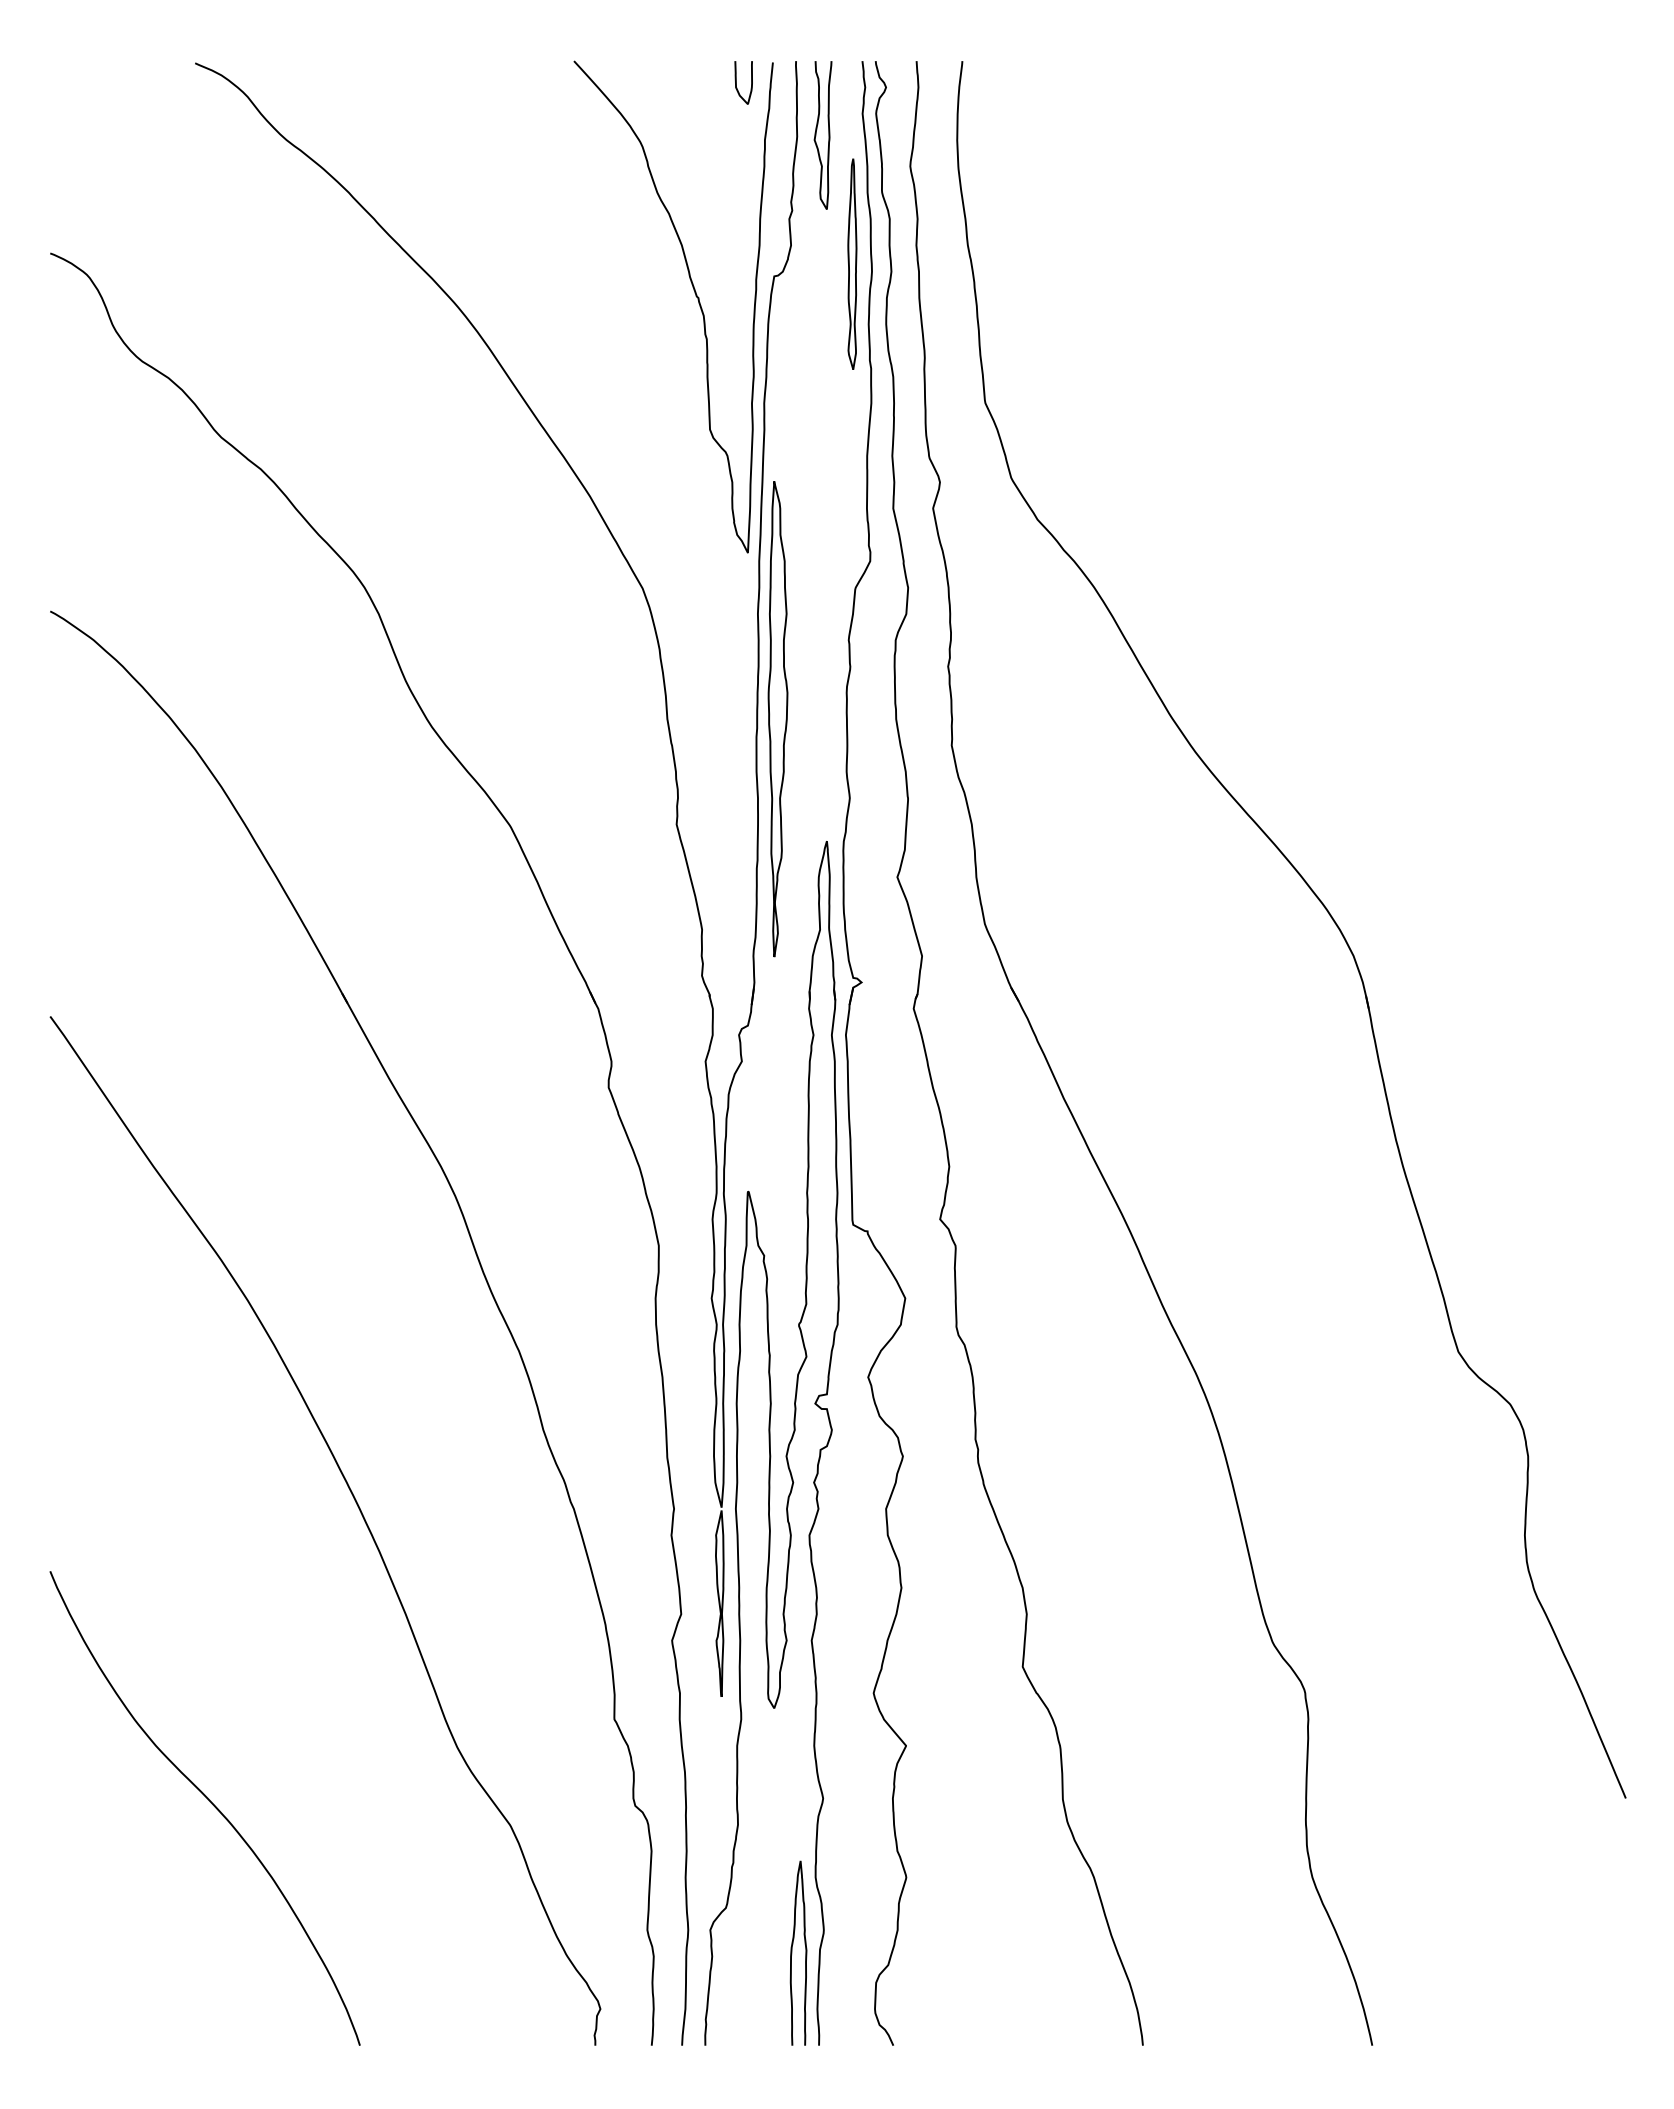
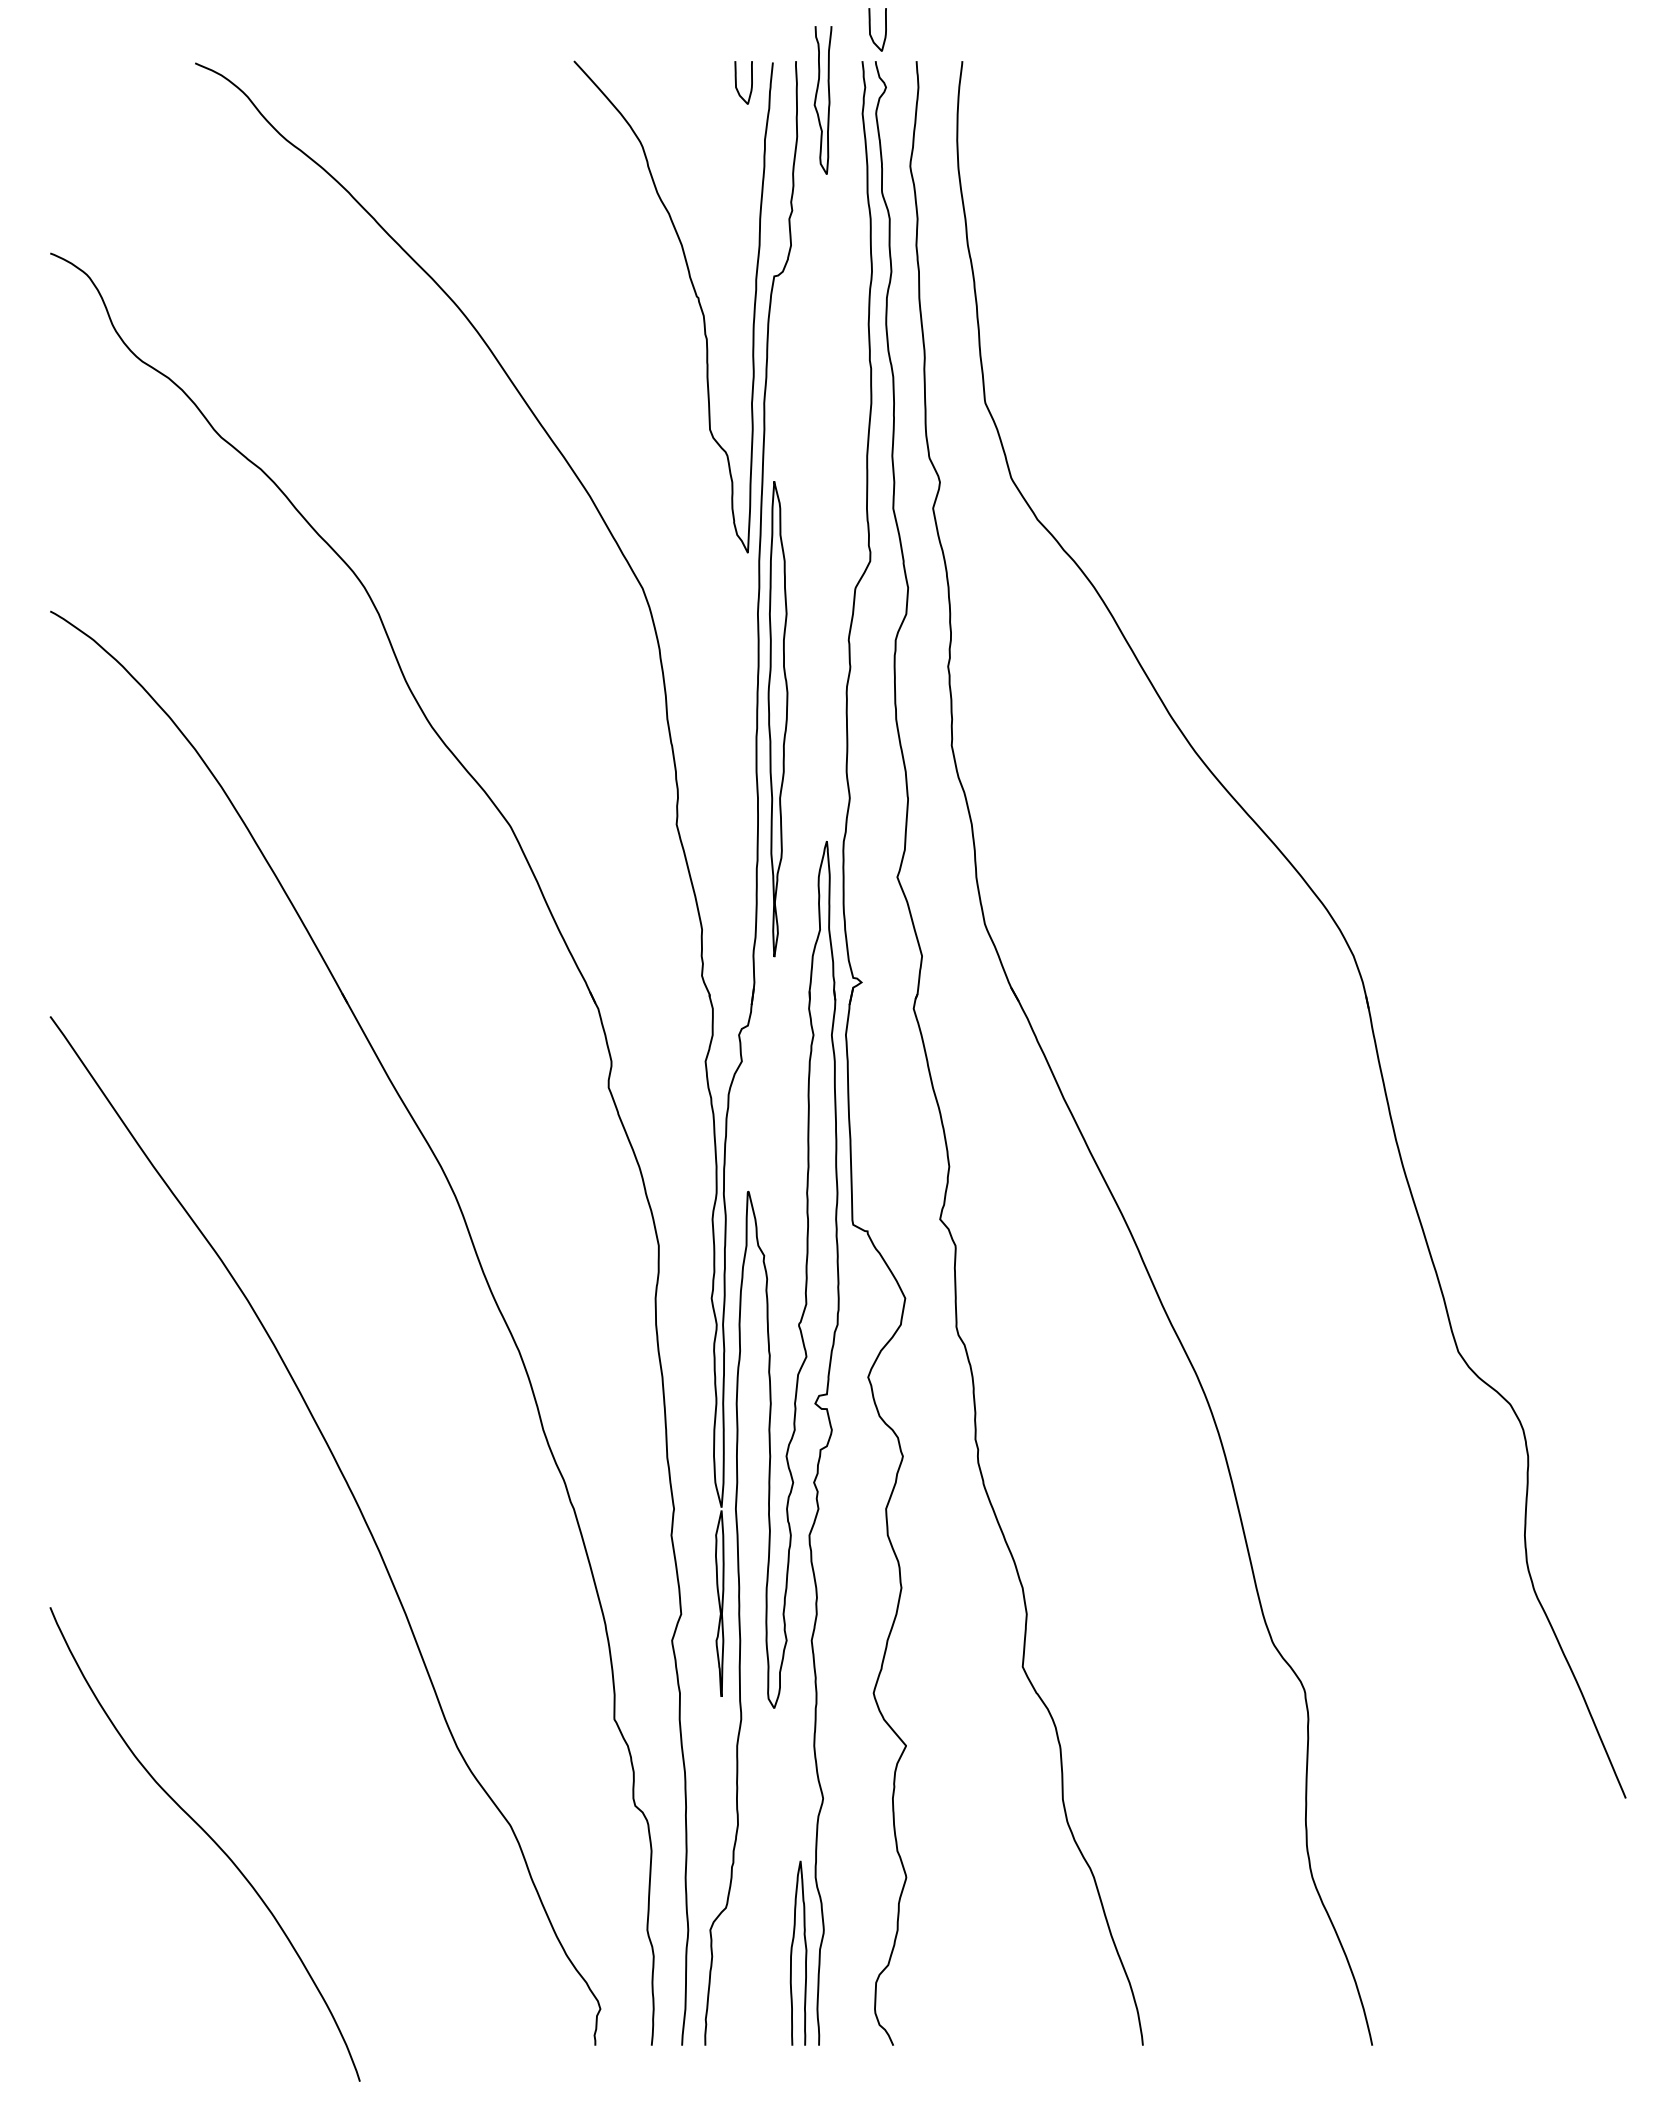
curve: none -> present (870, 29)
curve position: (816, 135) -> (816, 100) (816, 100)
part: present -> none (852, 263)
curve position: (210, 1802) -> (210, 1838) (210, 1838)
